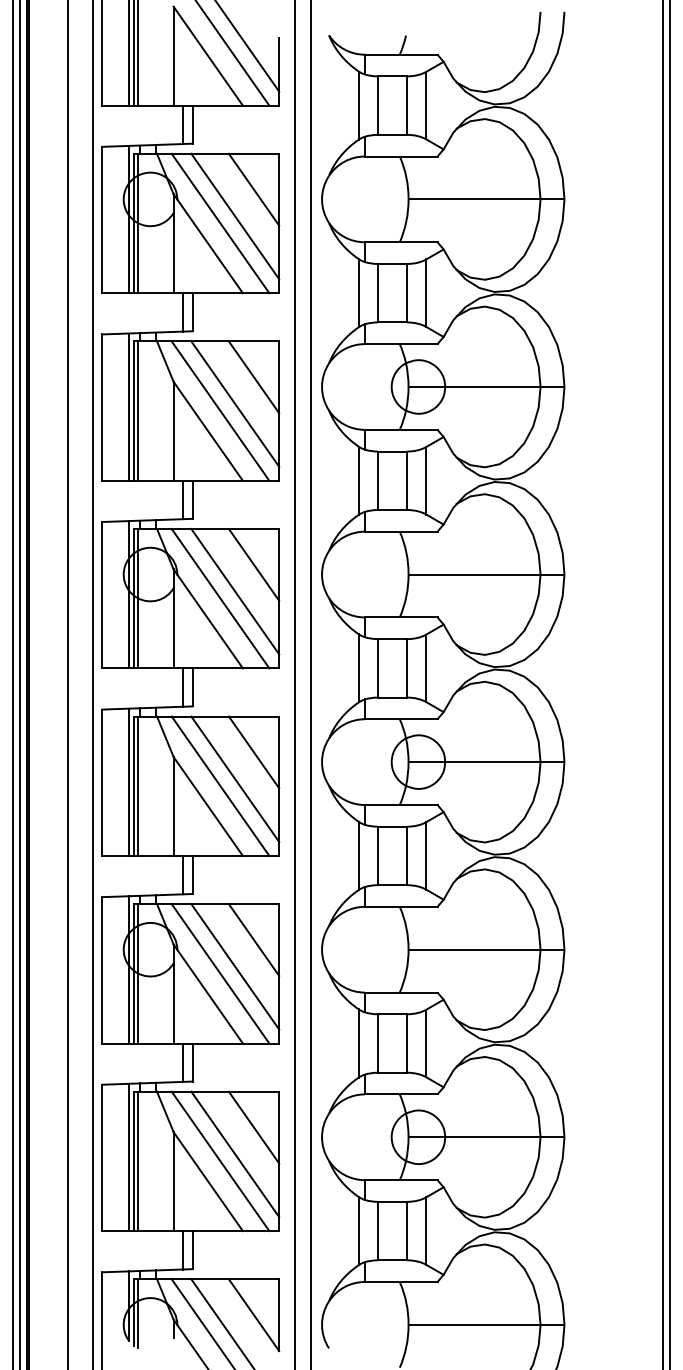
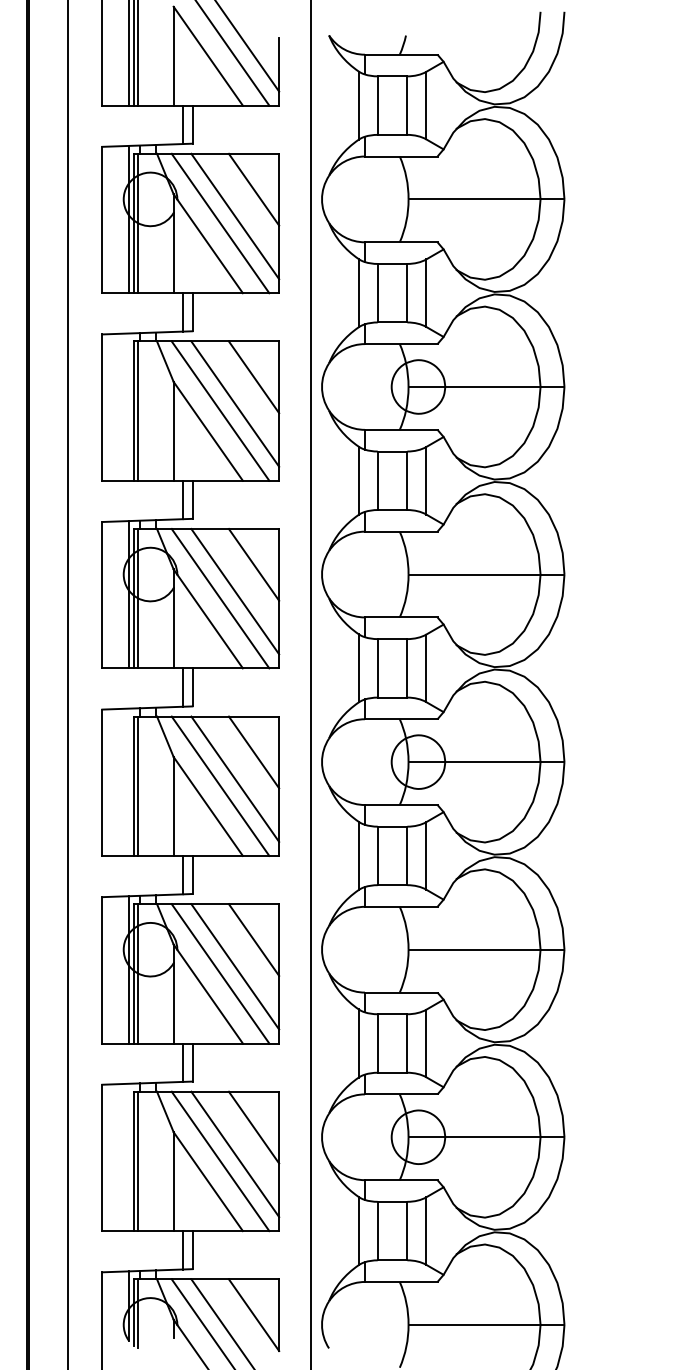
line: present -> none (129, 406)
line: present -> none (12, 684)
line: present -> none (20, 684)
line: present -> none (92, 684)
line: present -> none (295, 684)
line: present -> none (662, 684)
line: present -> none (670, 684)
line: present -> none (129, 781)
line: present -> none (129, 1157)
